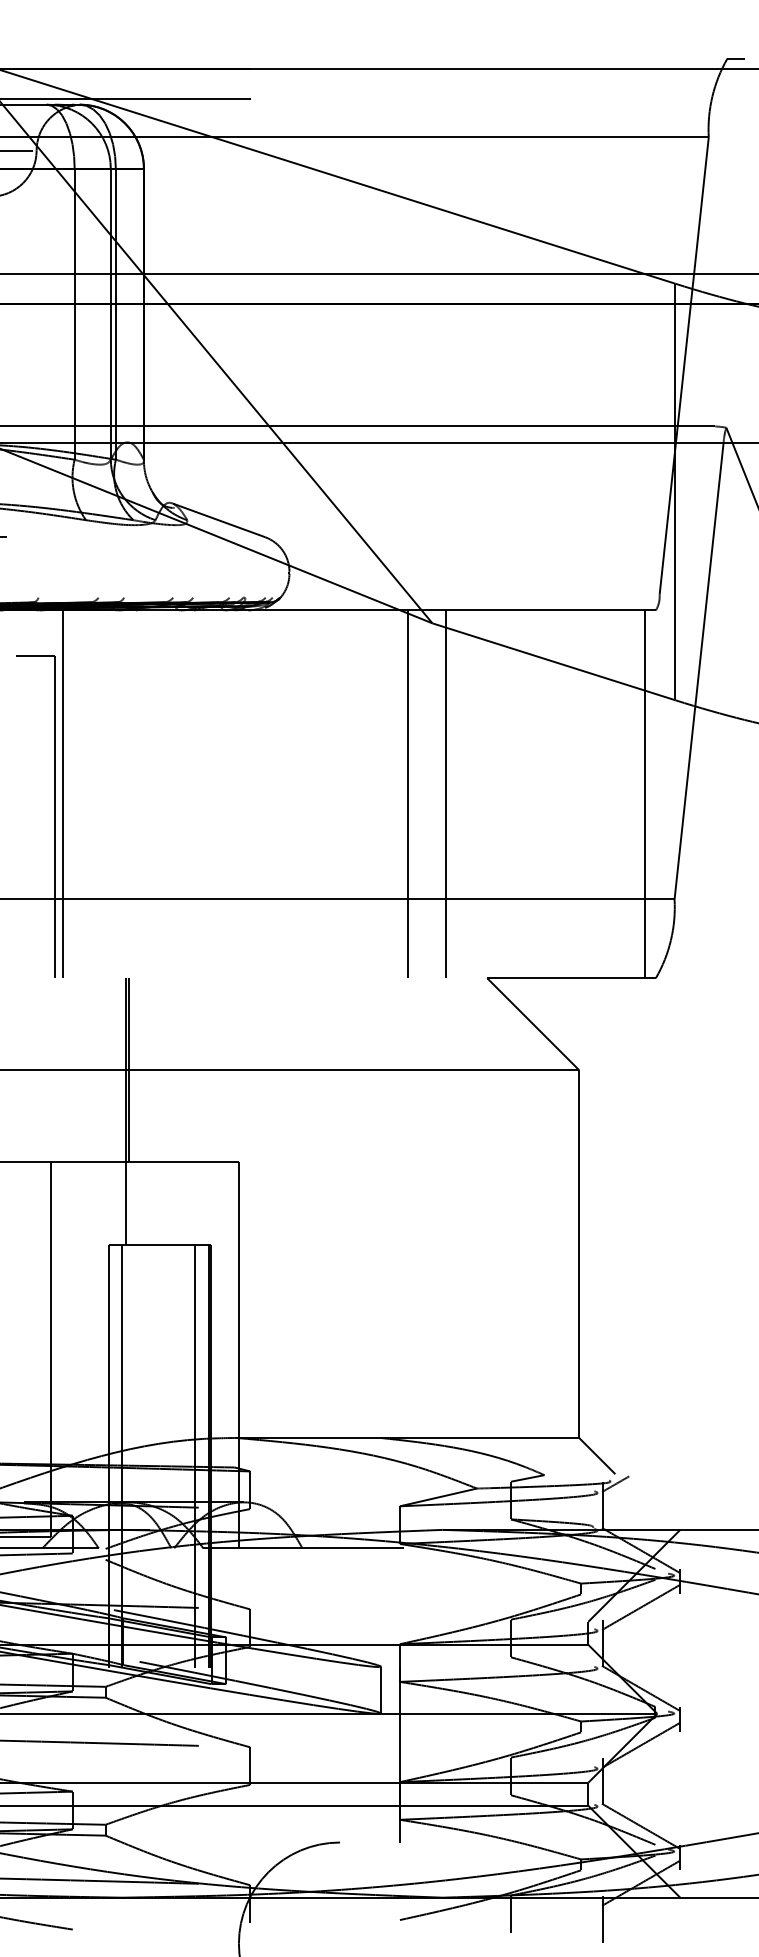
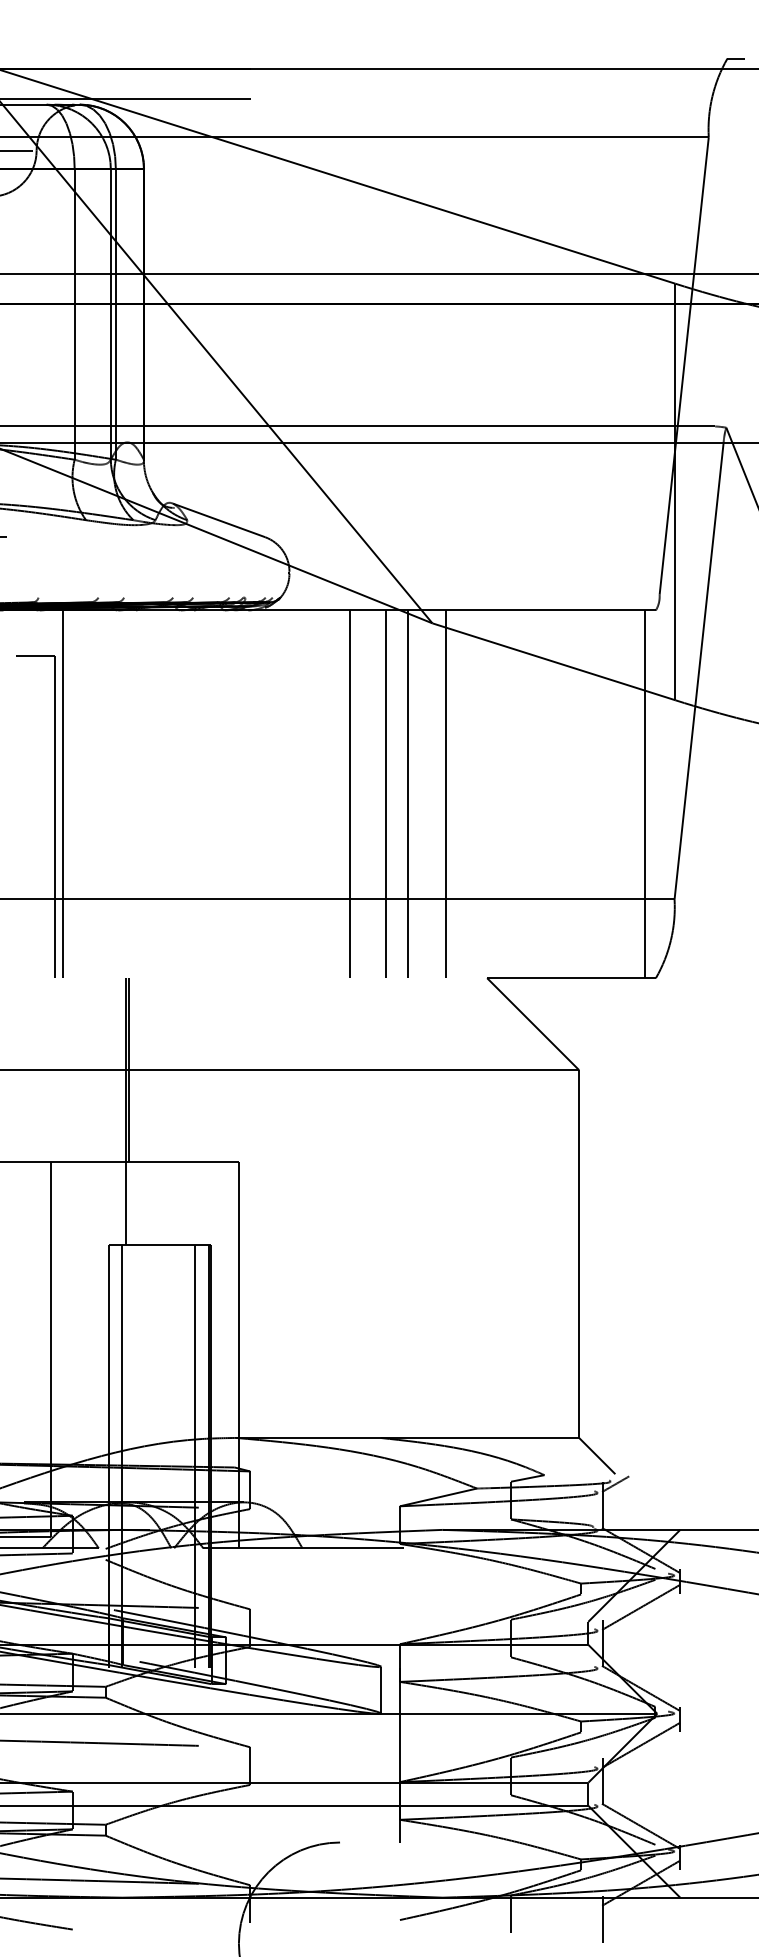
line: none -> present (350, 794)
line: none -> present (385, 794)
